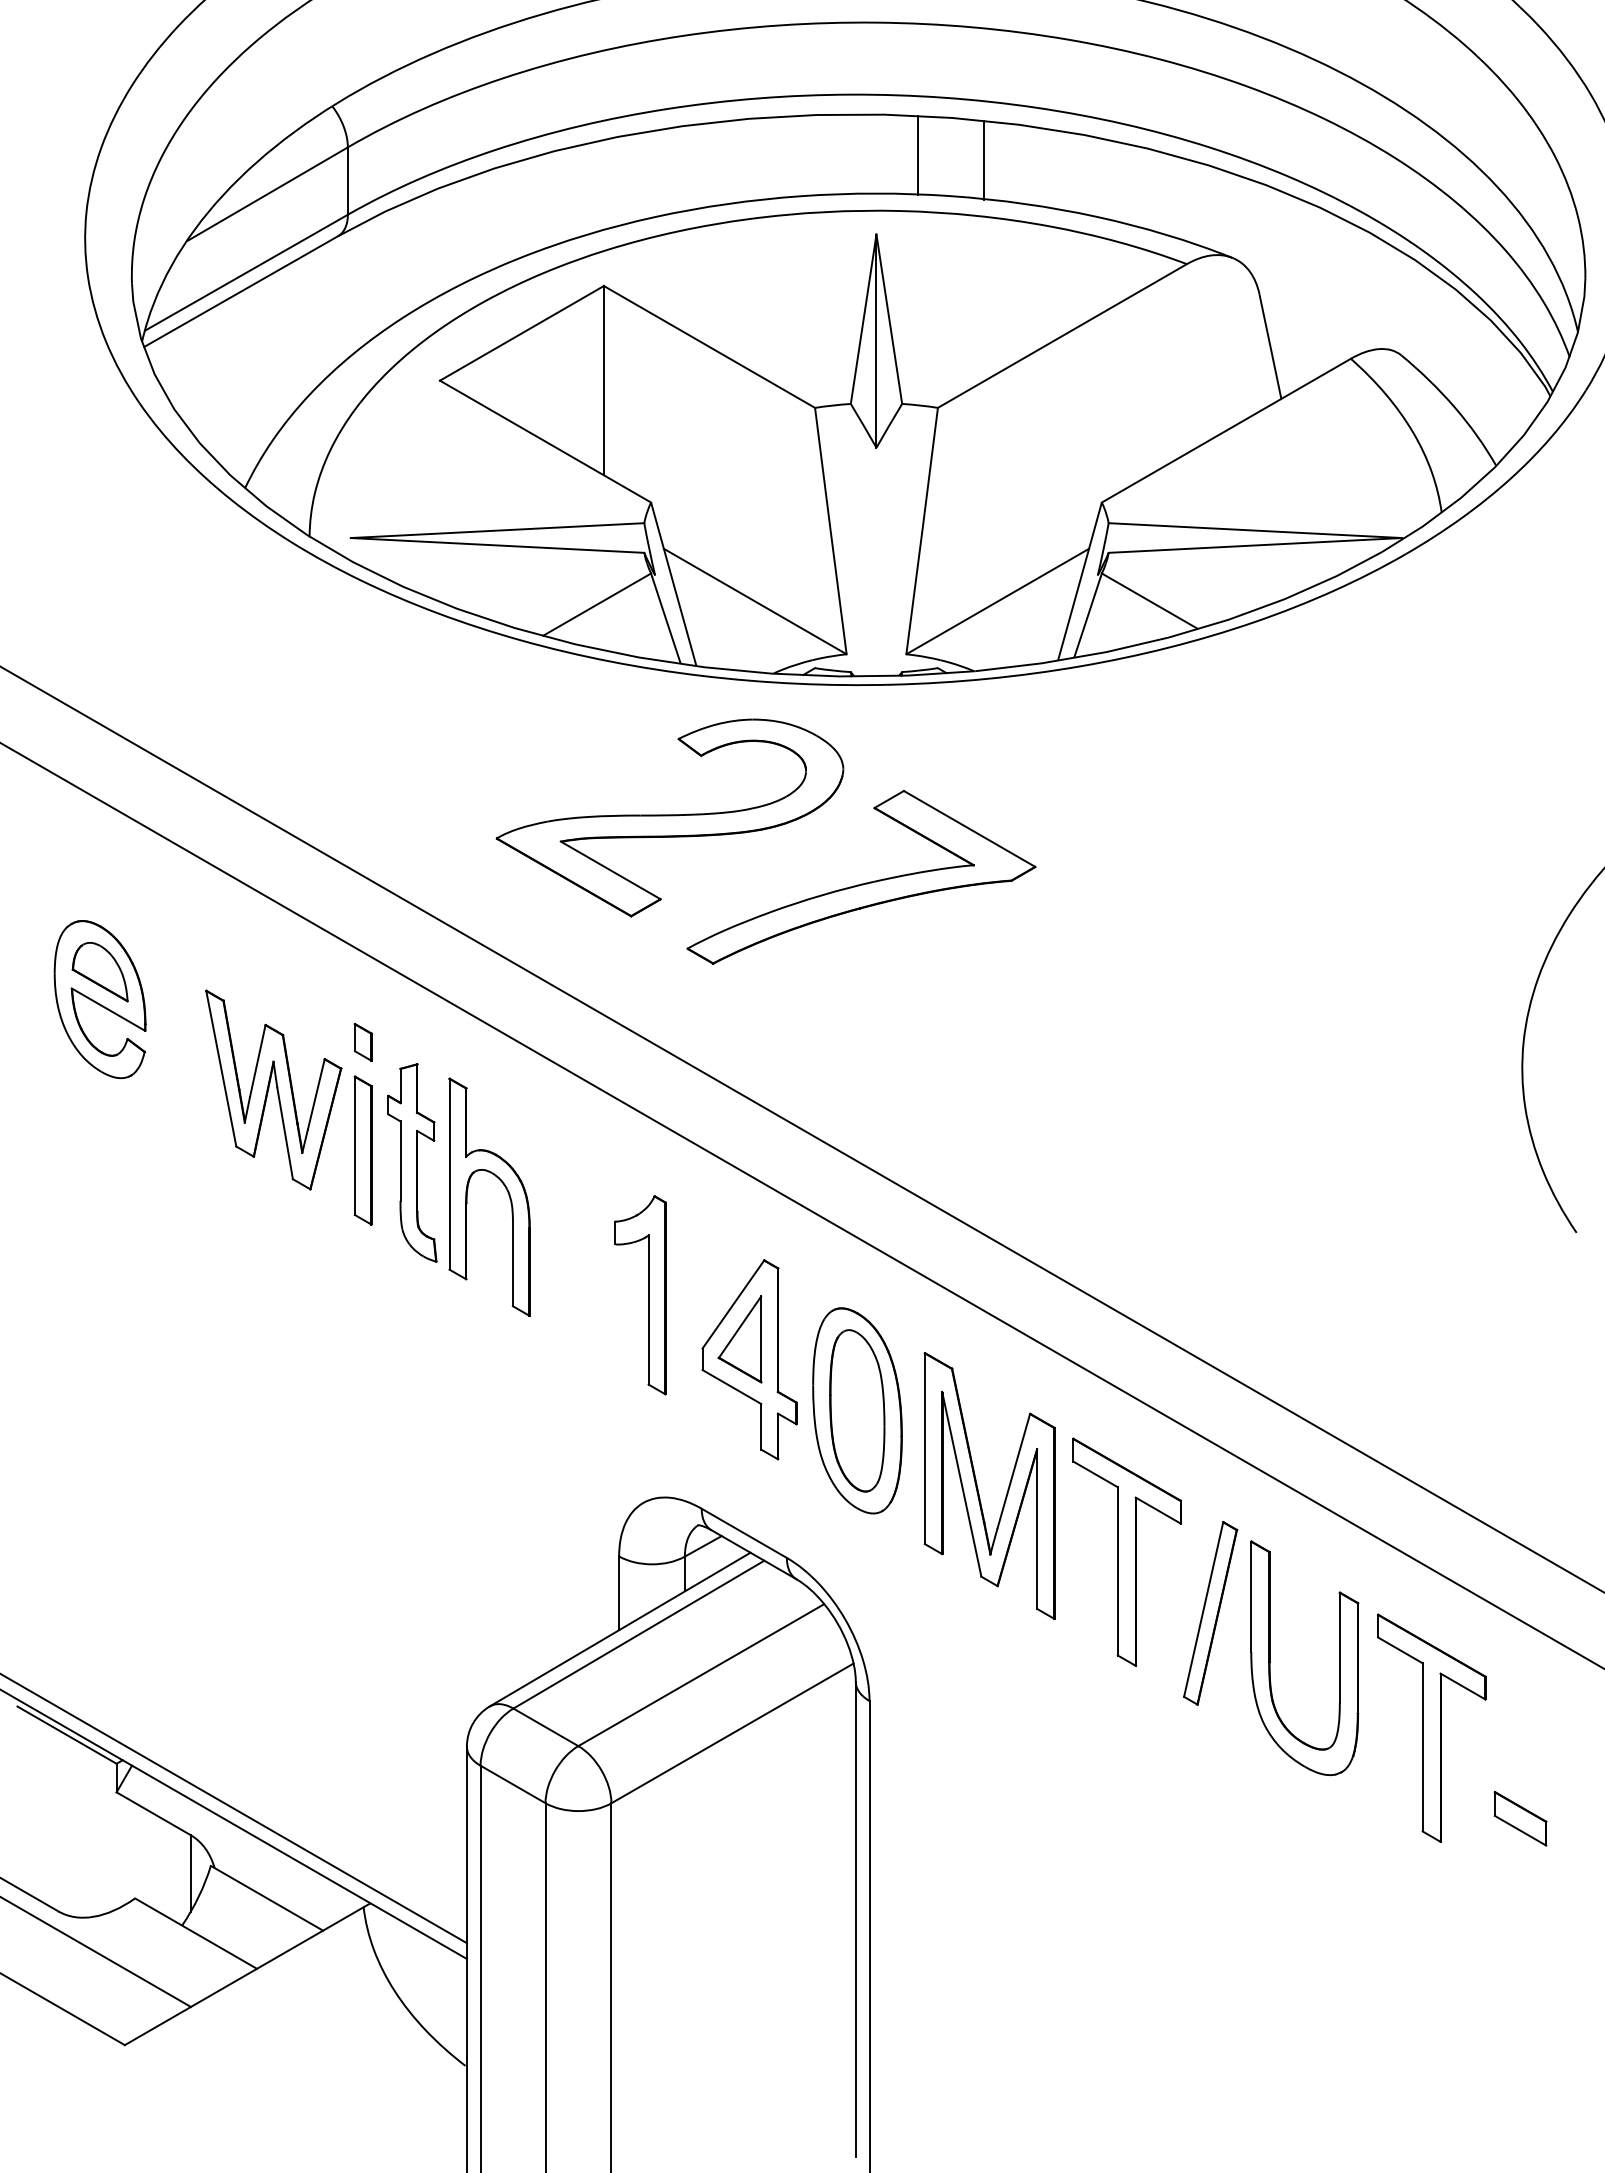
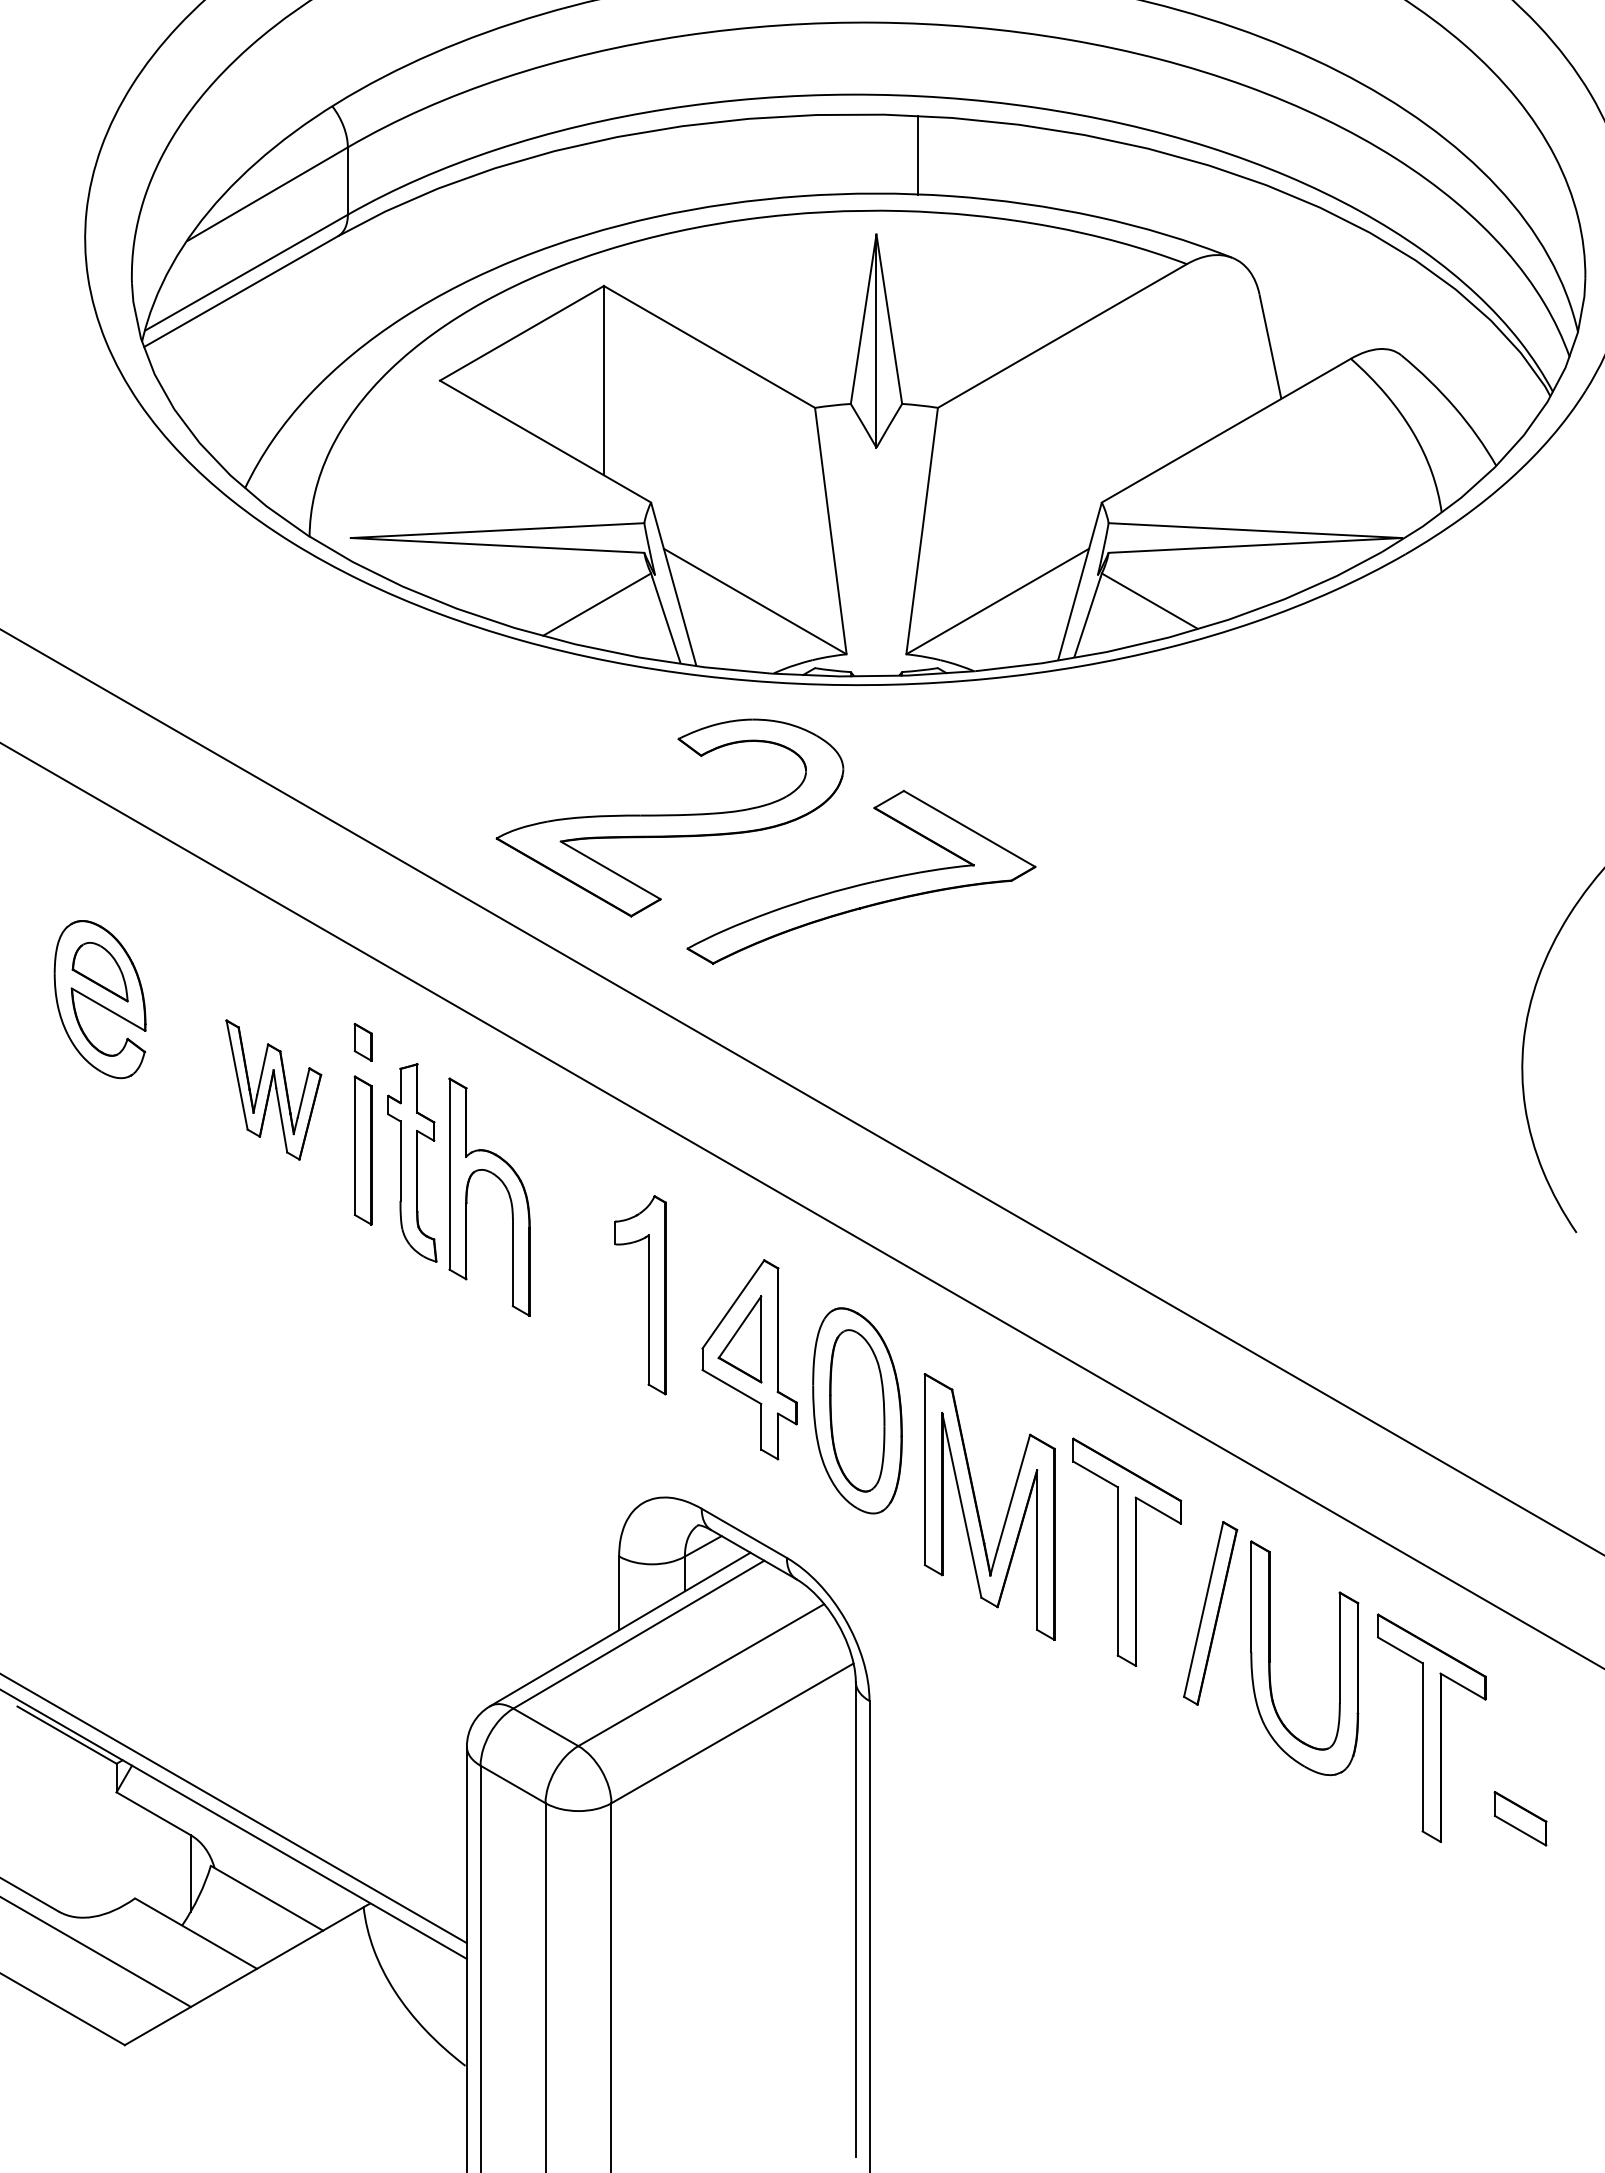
line: present -> none (983, 160)
part size: 138x202 px -> 98x142 px (273, 1089)
line position: (801, 1129) -> (801, 1091) (801, 1091)
part position: (978, 1488) -> (978, 1509) (978, 1509)
